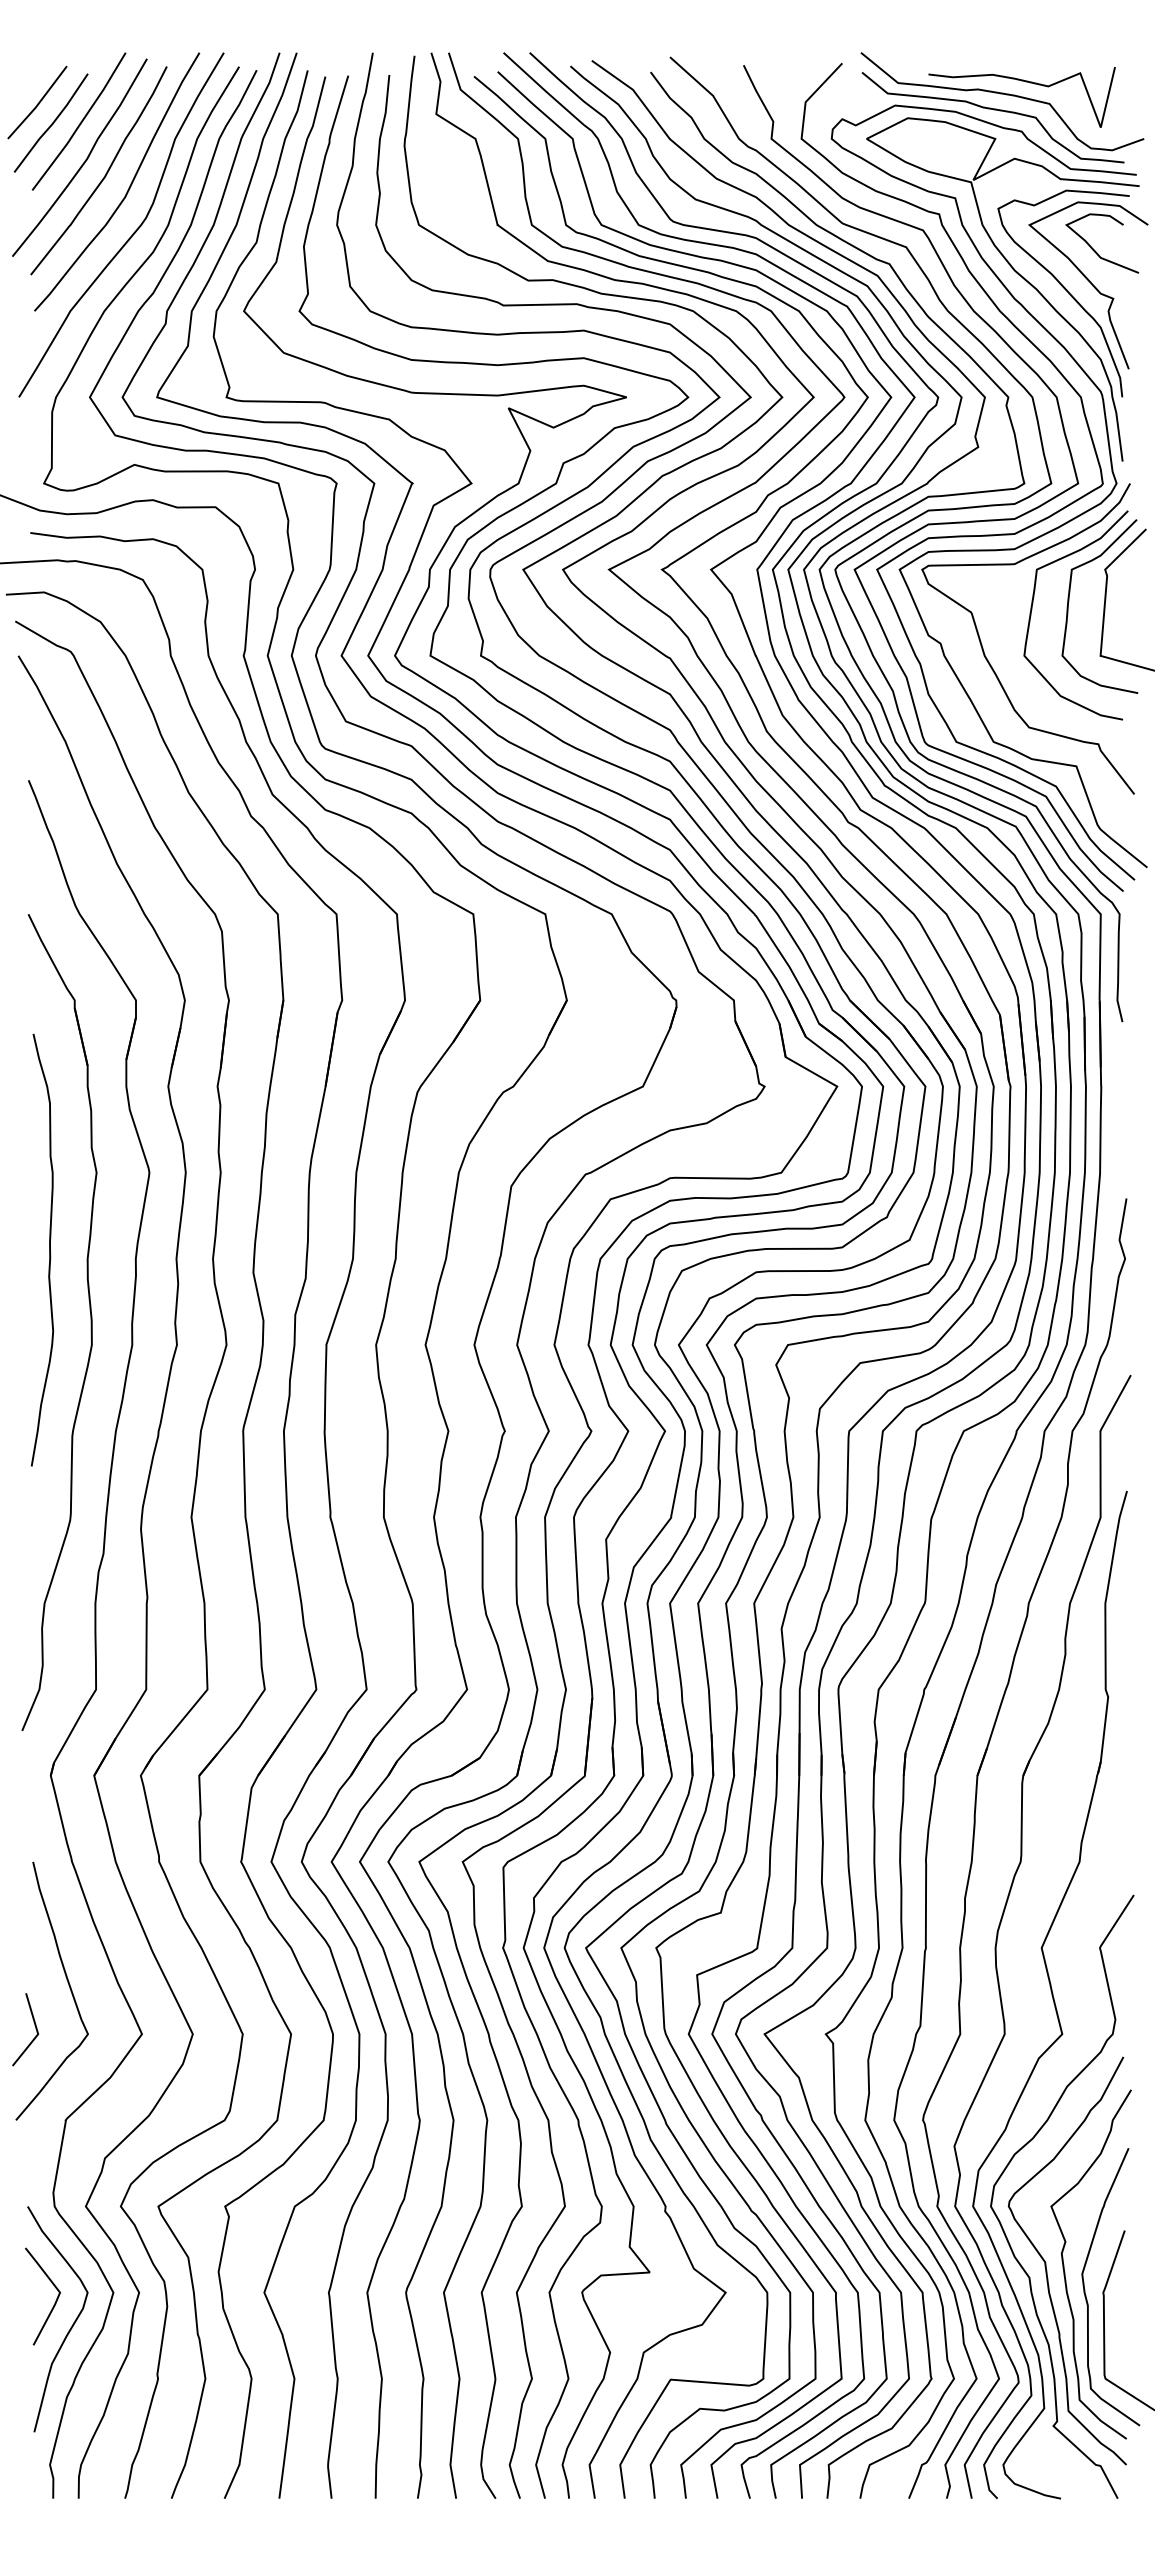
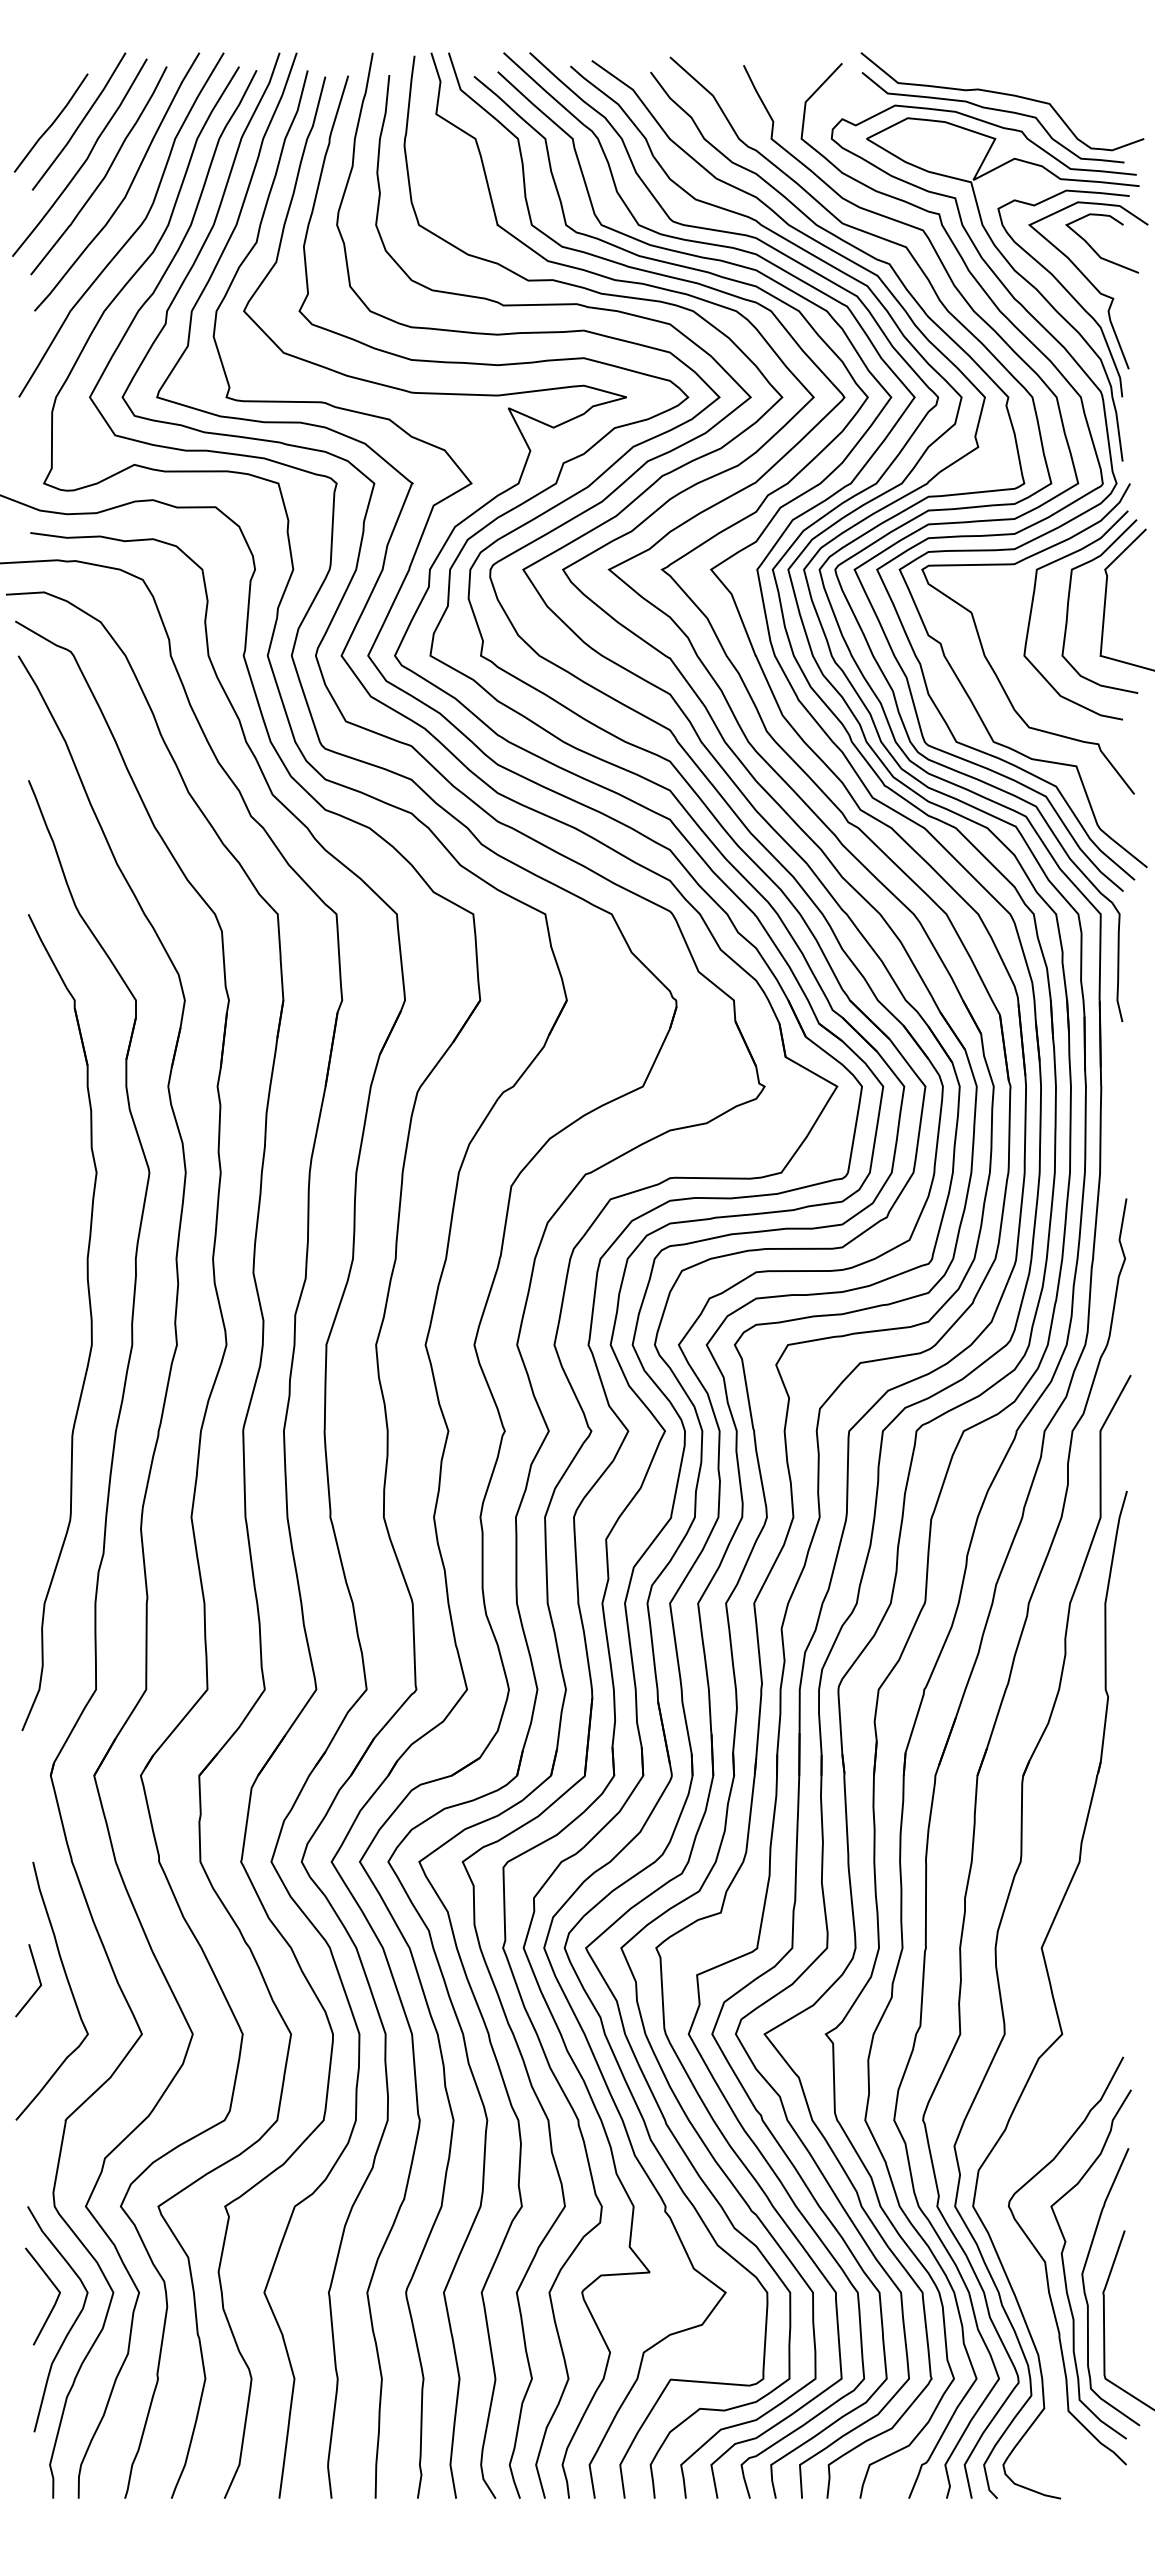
curve: present -> none (1025, 82)
line: present -> none (38, 102)
curve: present -> none (49, 1250)
line position: (34, 2025) -> (37, 1976) (37, 1976)
curve: present -> none (1011, 2161)
